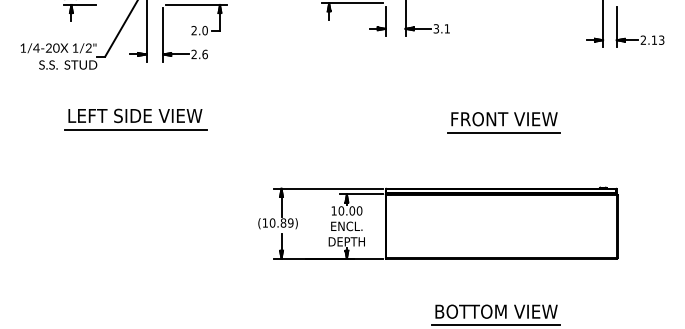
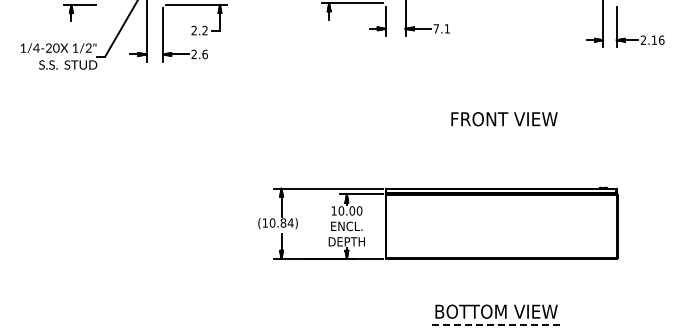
text: 3.1 -> 7.1 (435, 28)
text: 2.0 -> 2.2 (204, 30)
text: 2.13 -> 2.16 (661, 39)
part: present -> none (135, 119)
line: present -> none (504, 132)
text: (10.89) -> (10.84) (290, 222)
line: solid -> dashed (496, 325)
